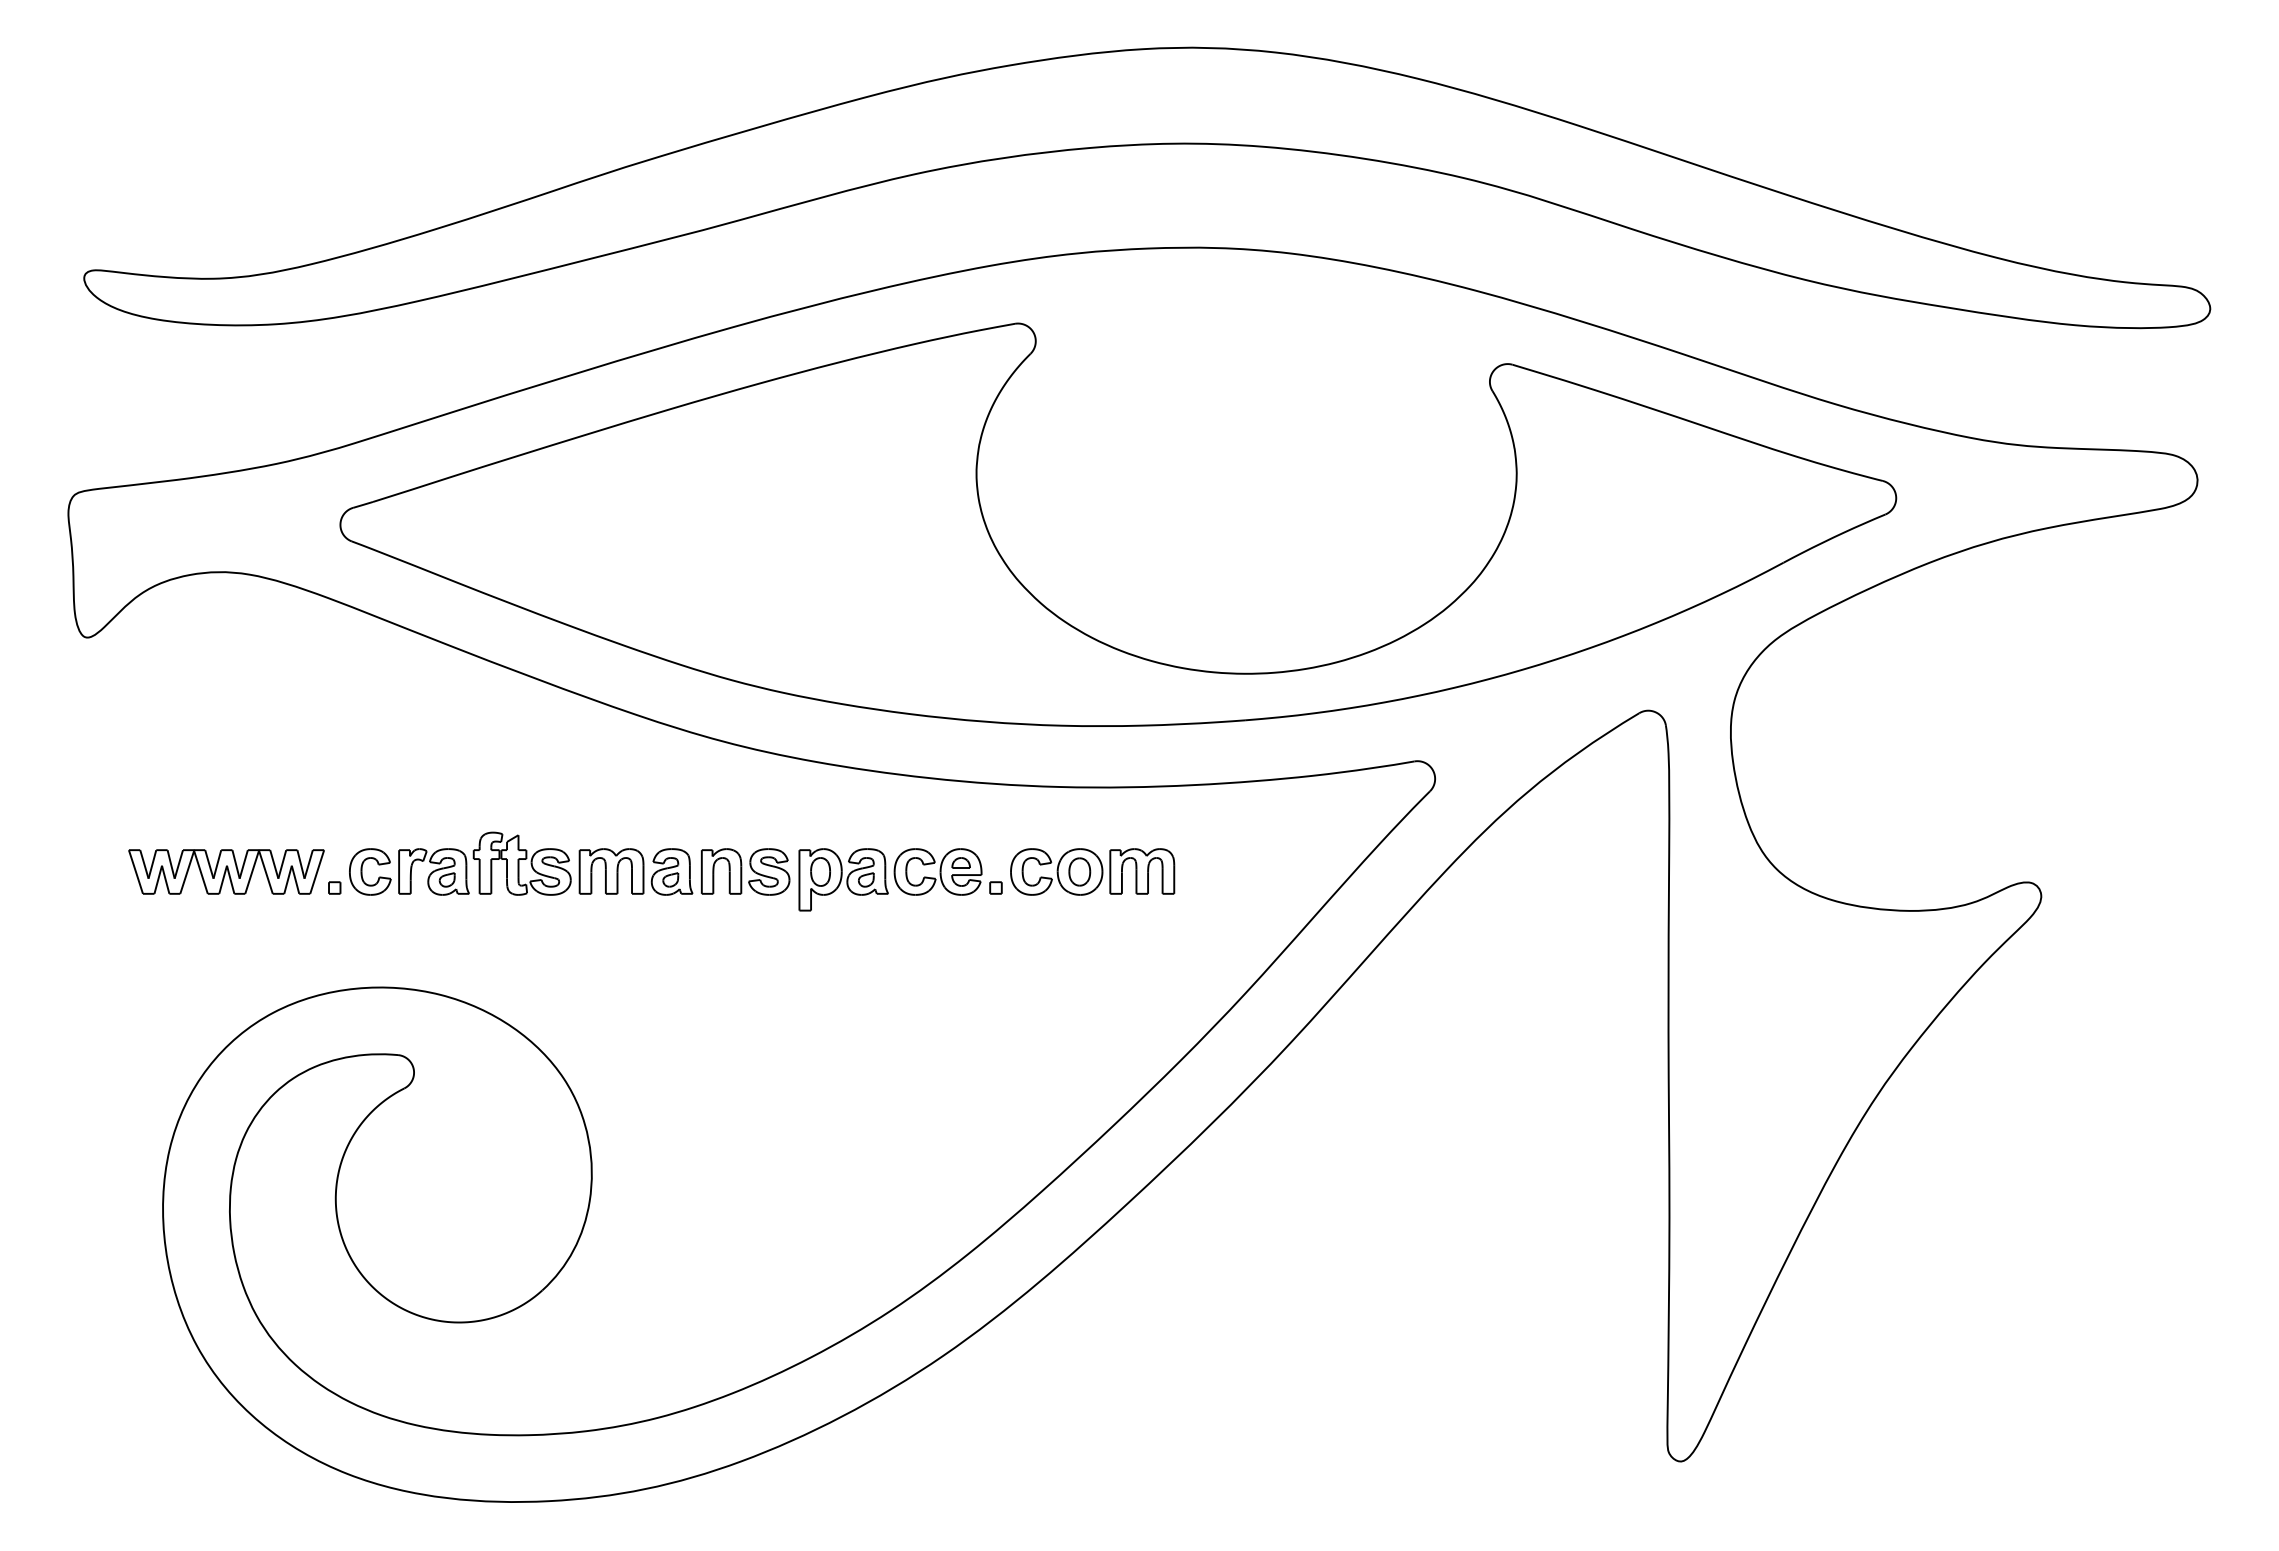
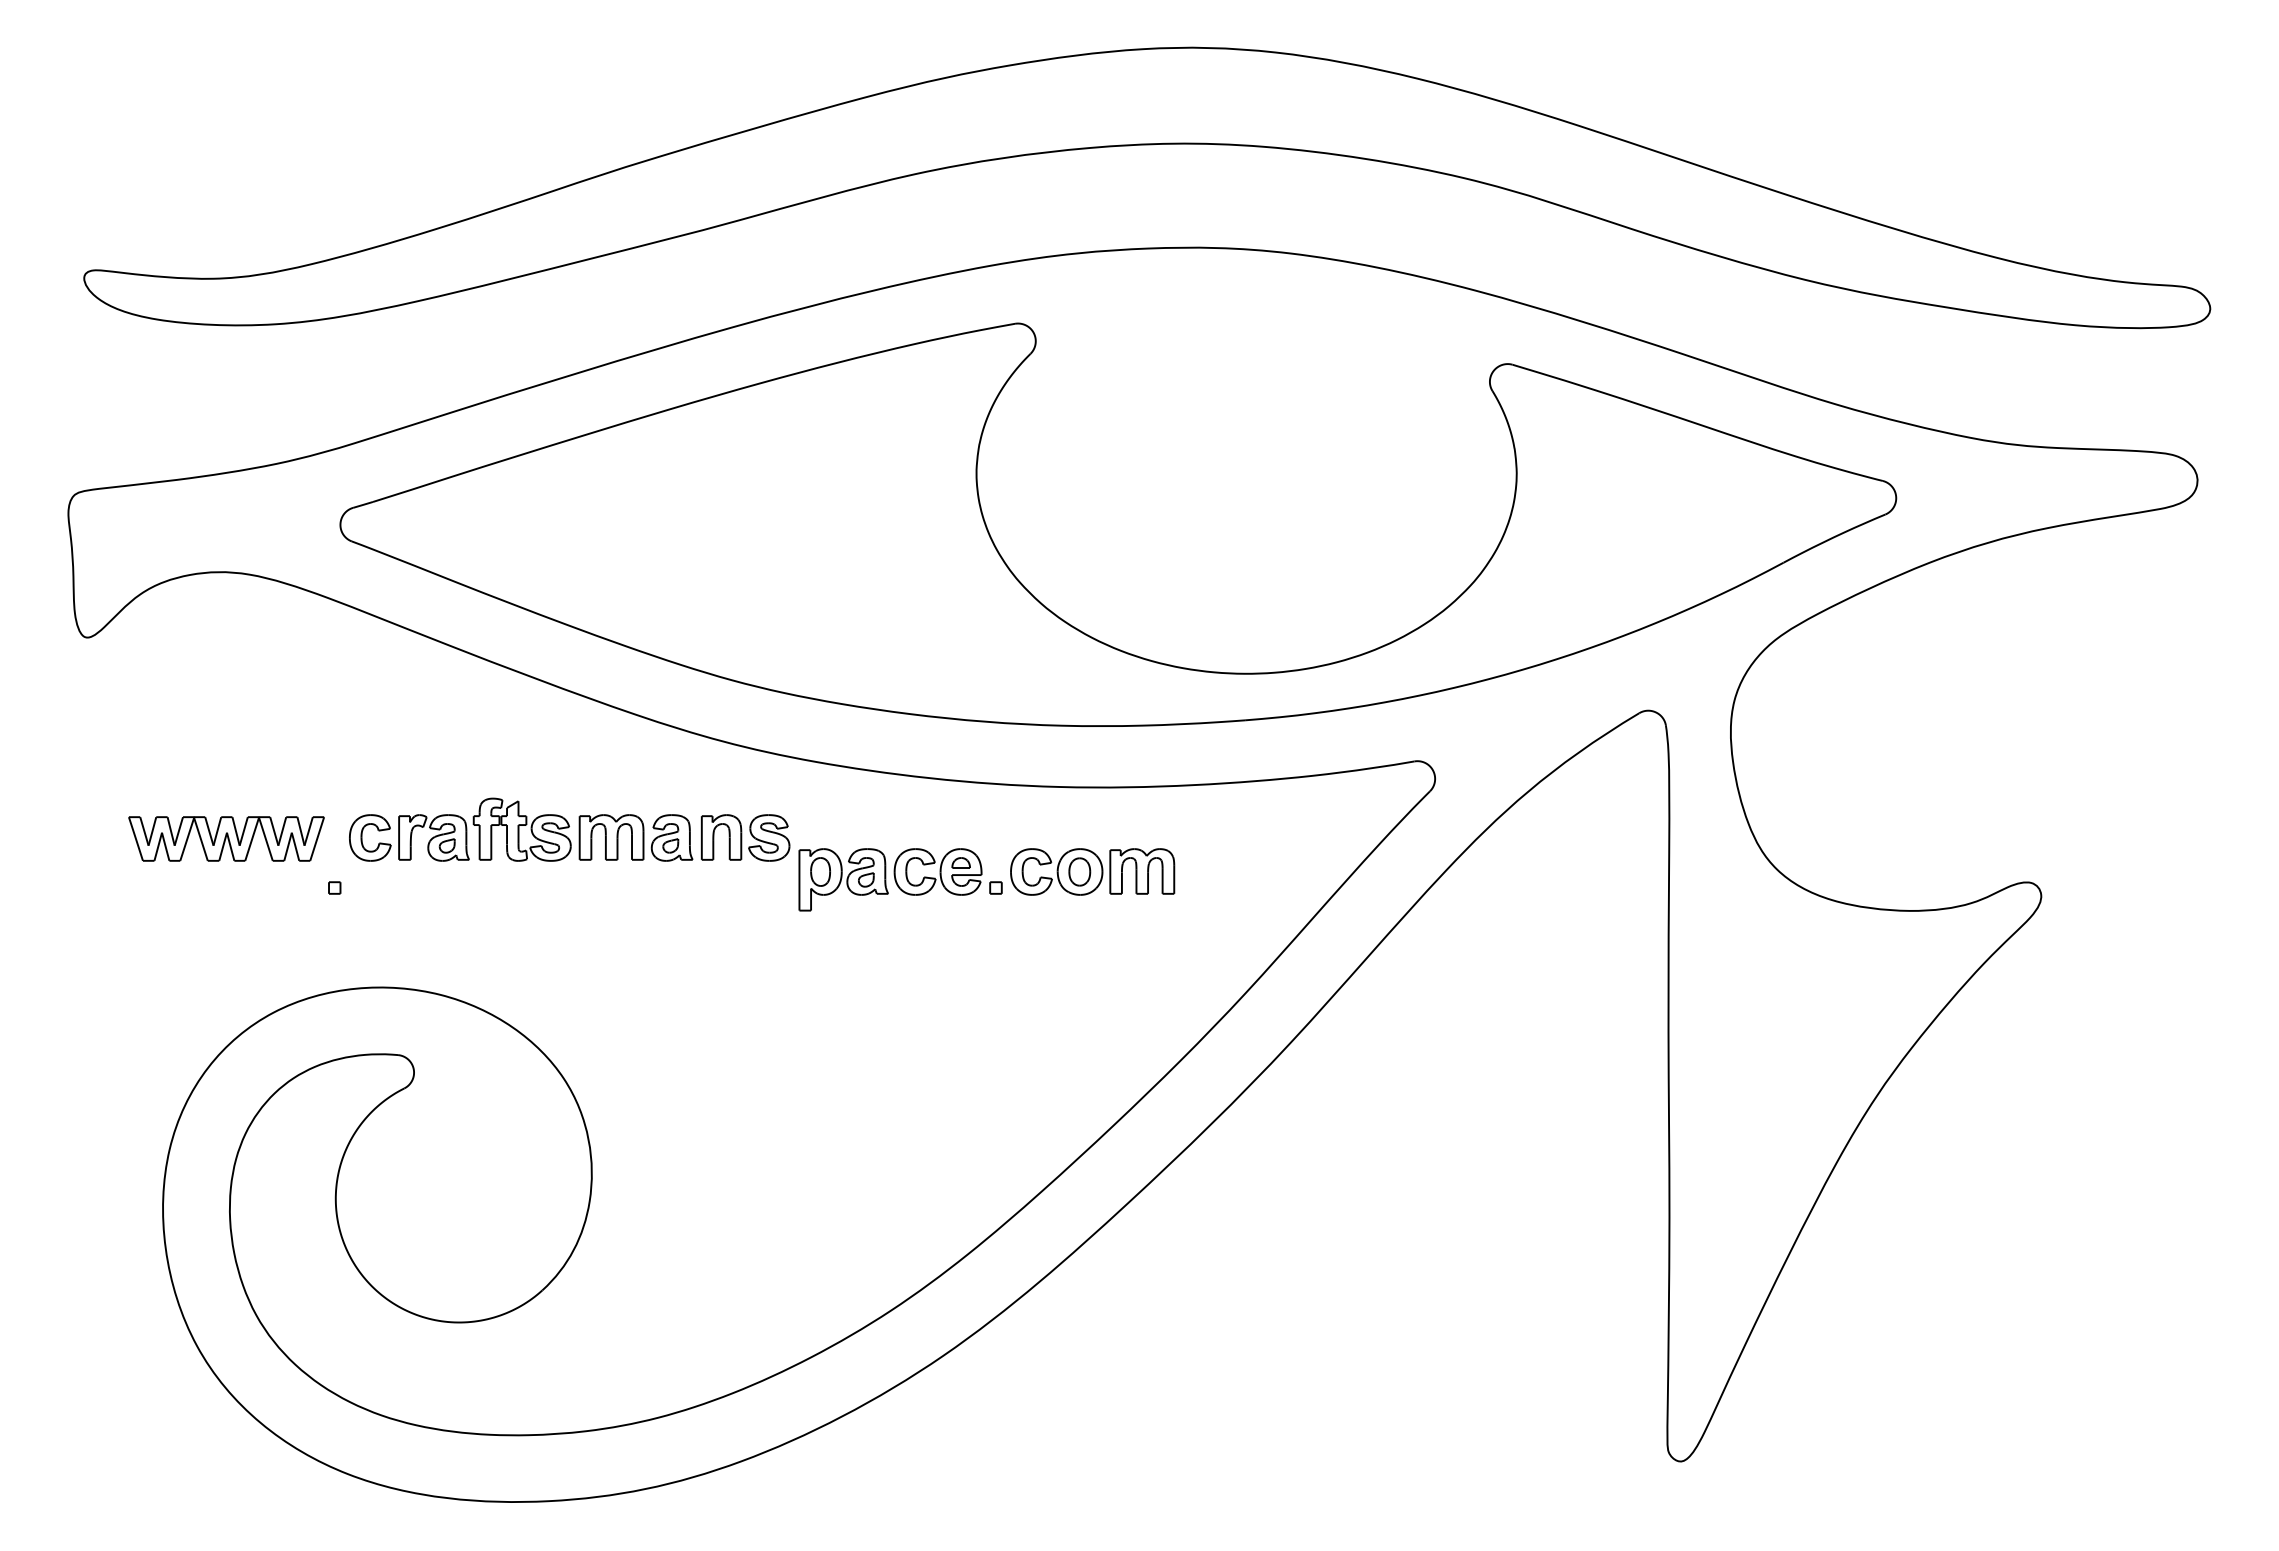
part position: (569, 863) -> (569, 829) (569, 829)
part position: (226, 871) -> (226, 838) (226, 838)
